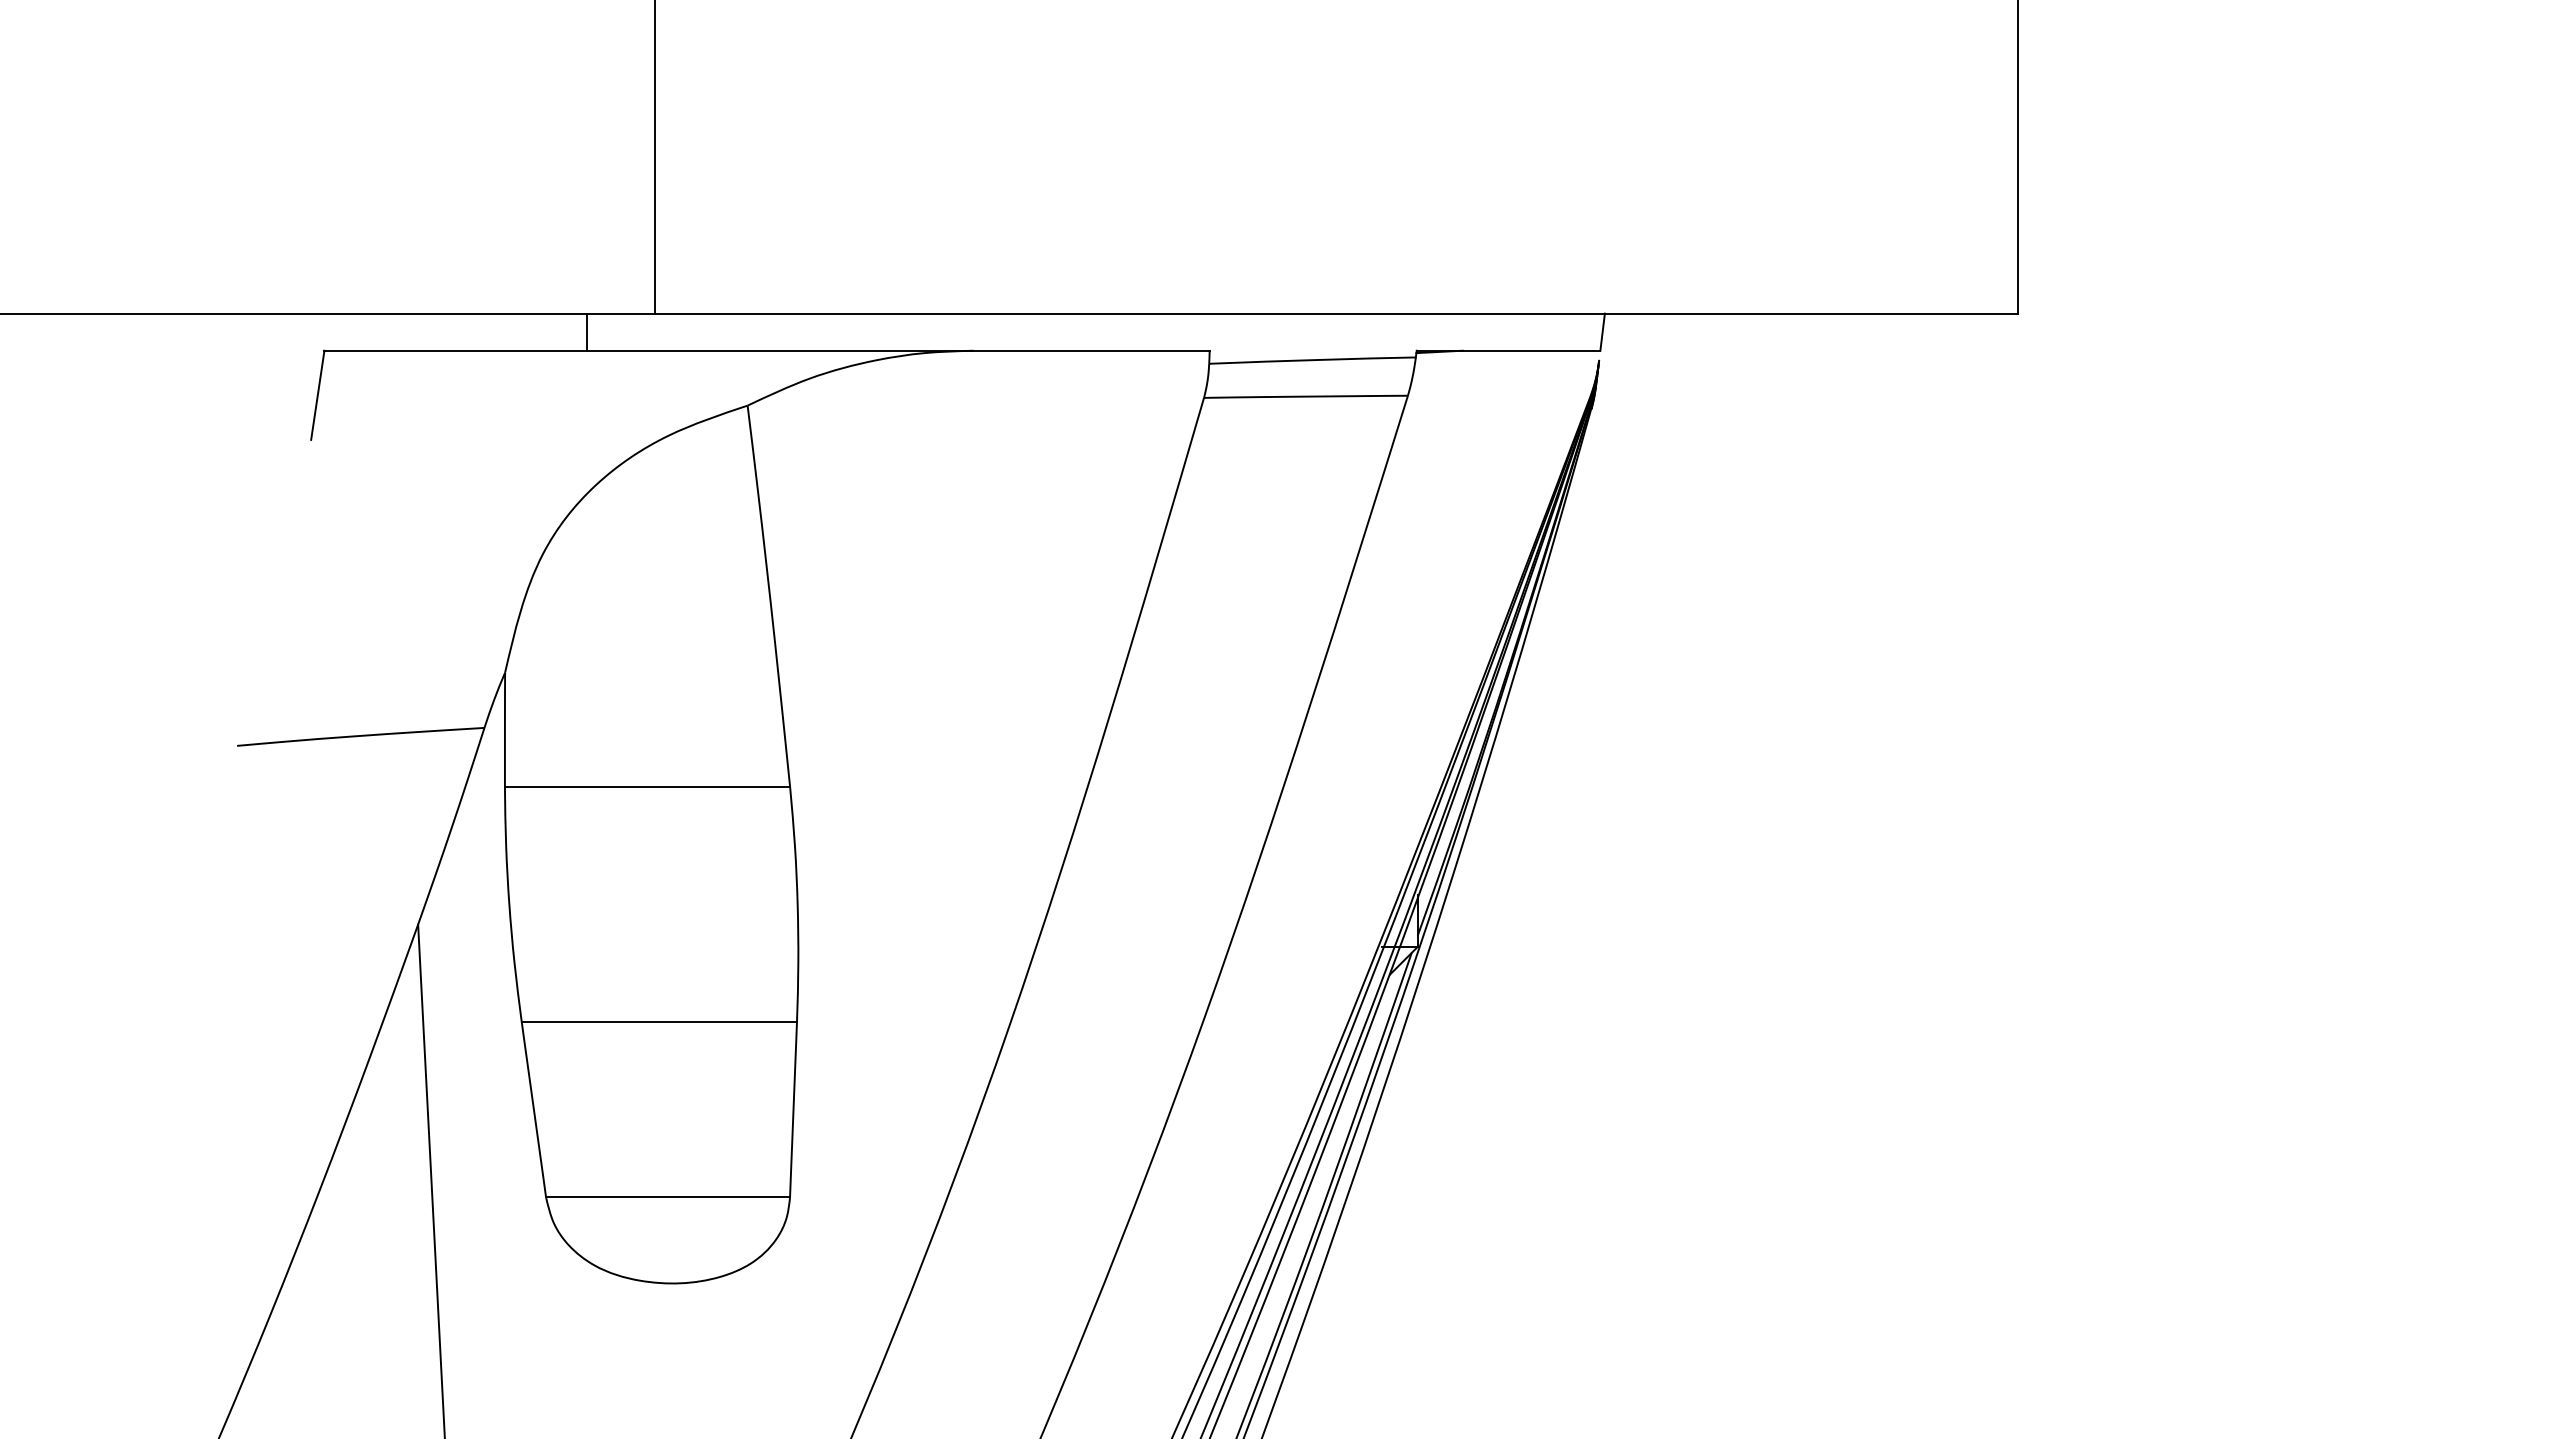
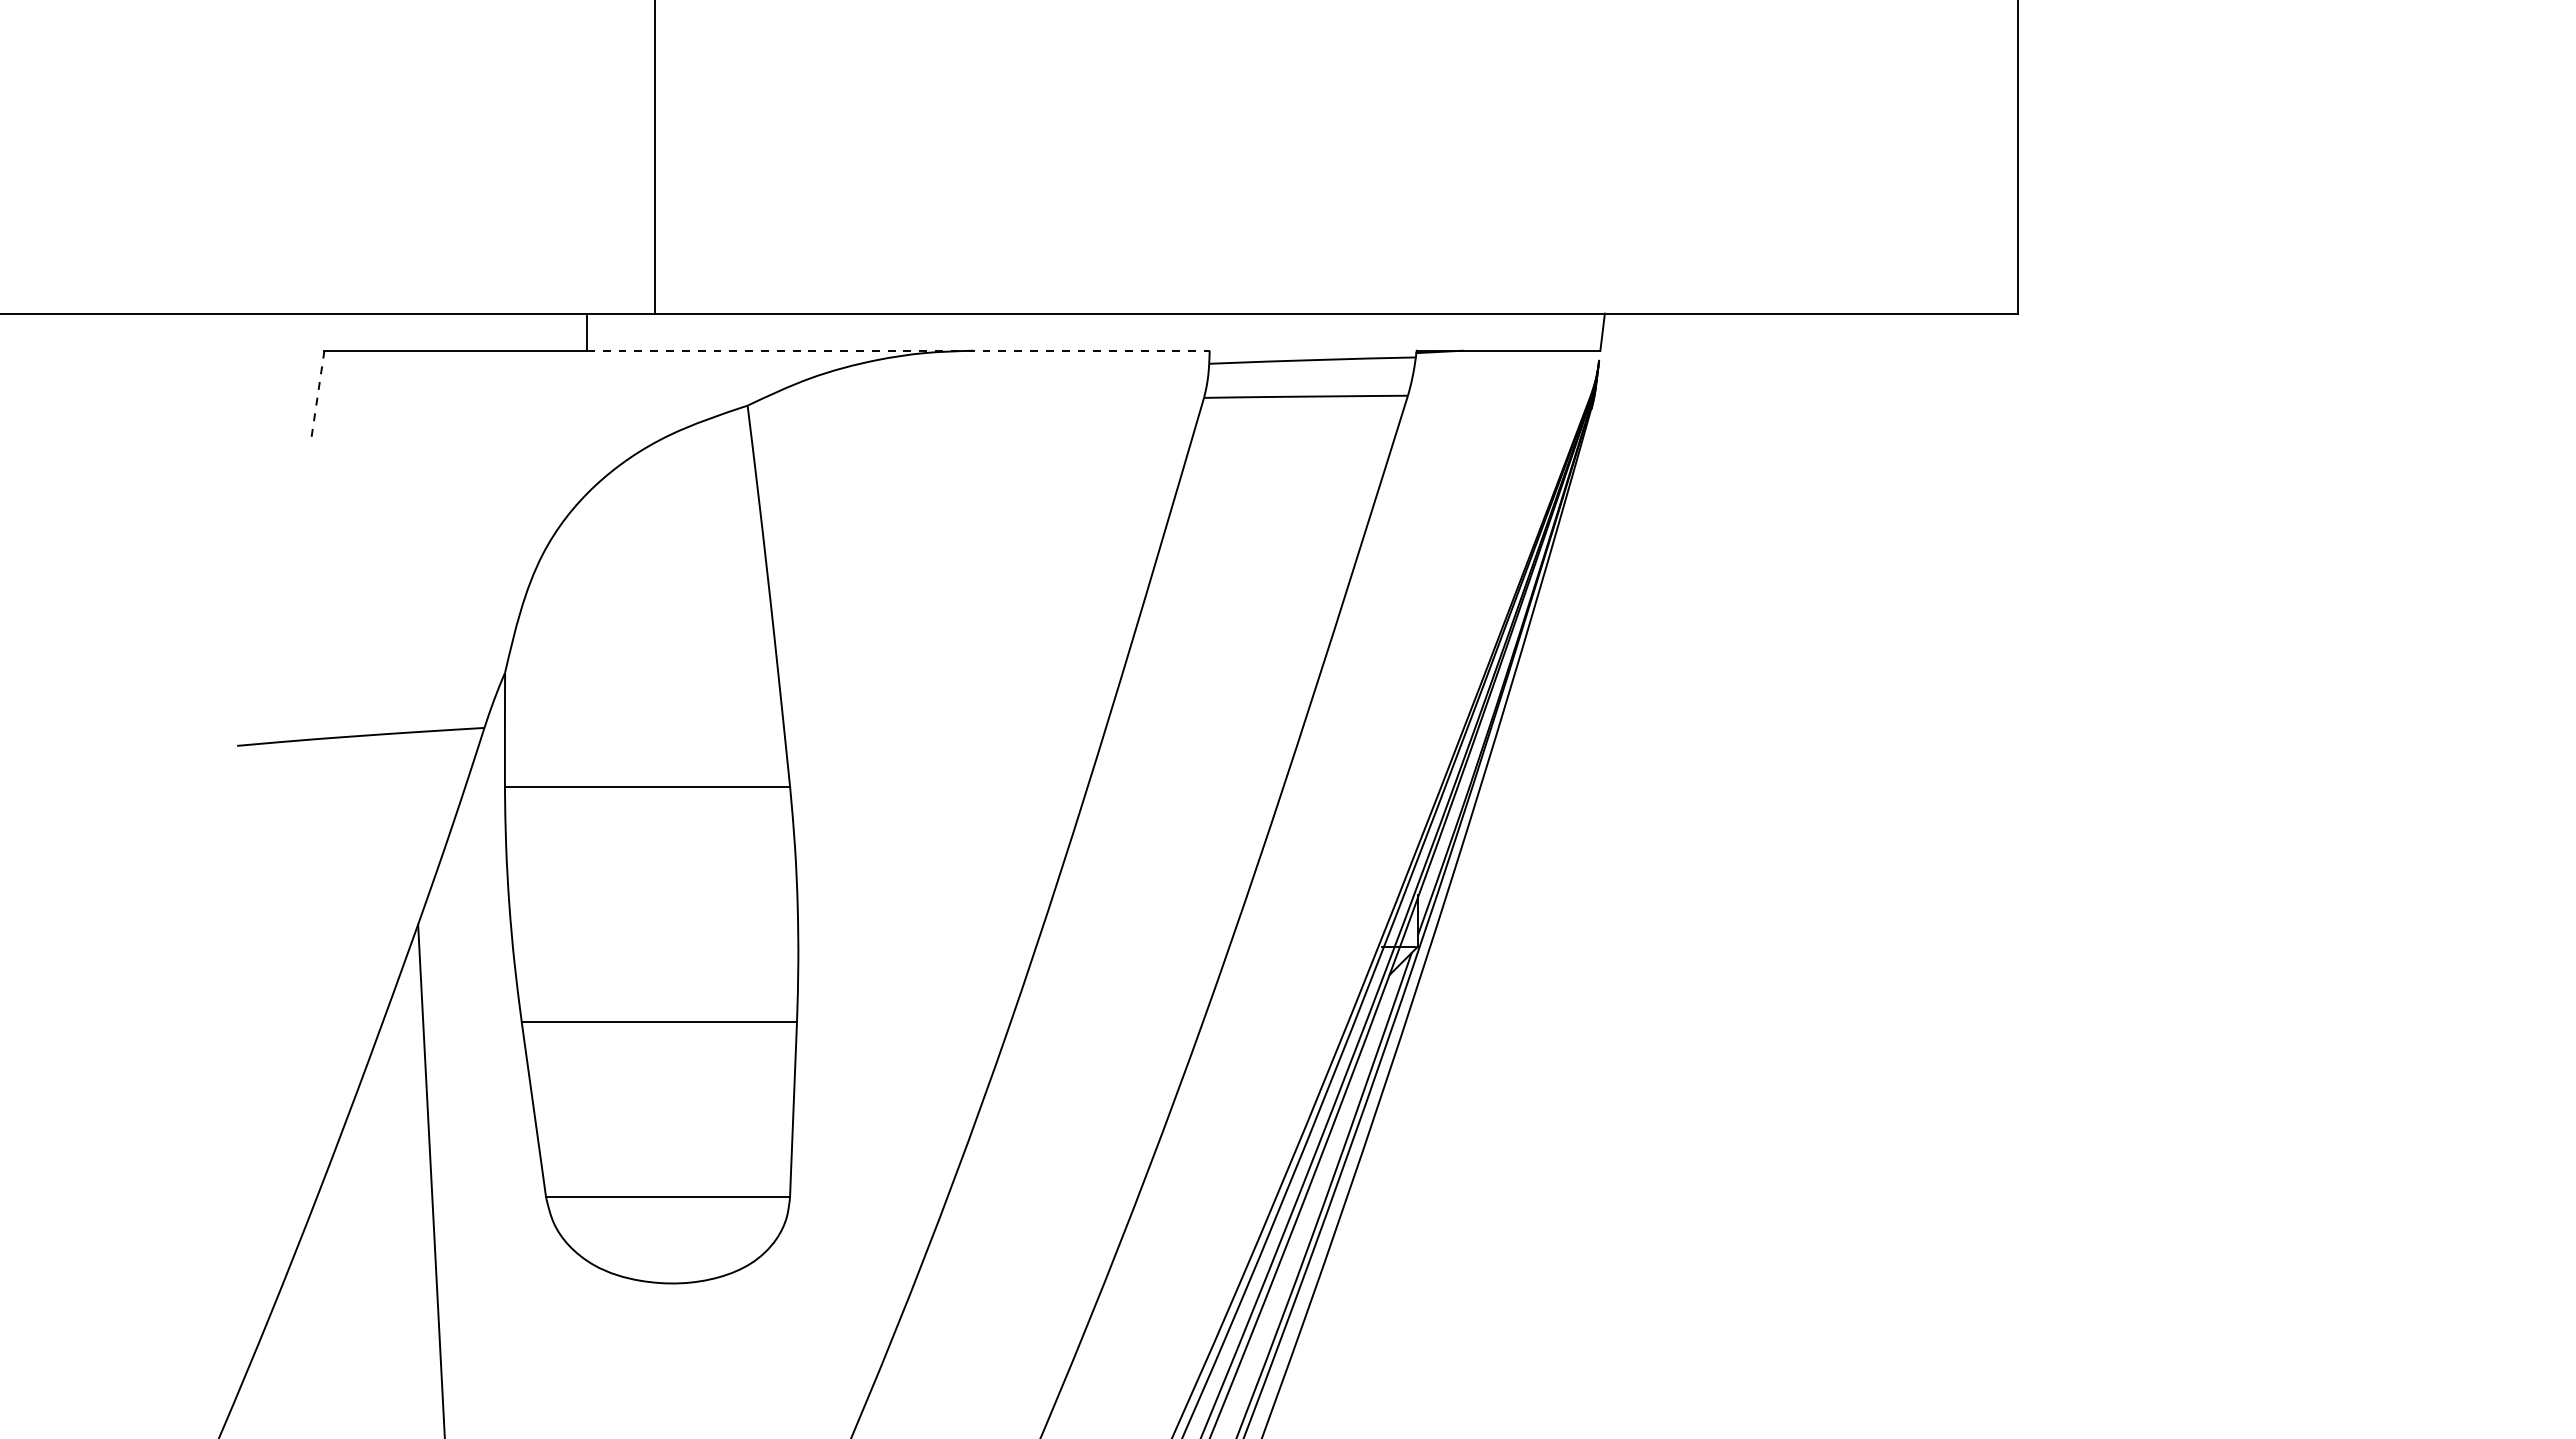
line: solid -> dashed (898, 350)
line: solid -> dashed (317, 395)
